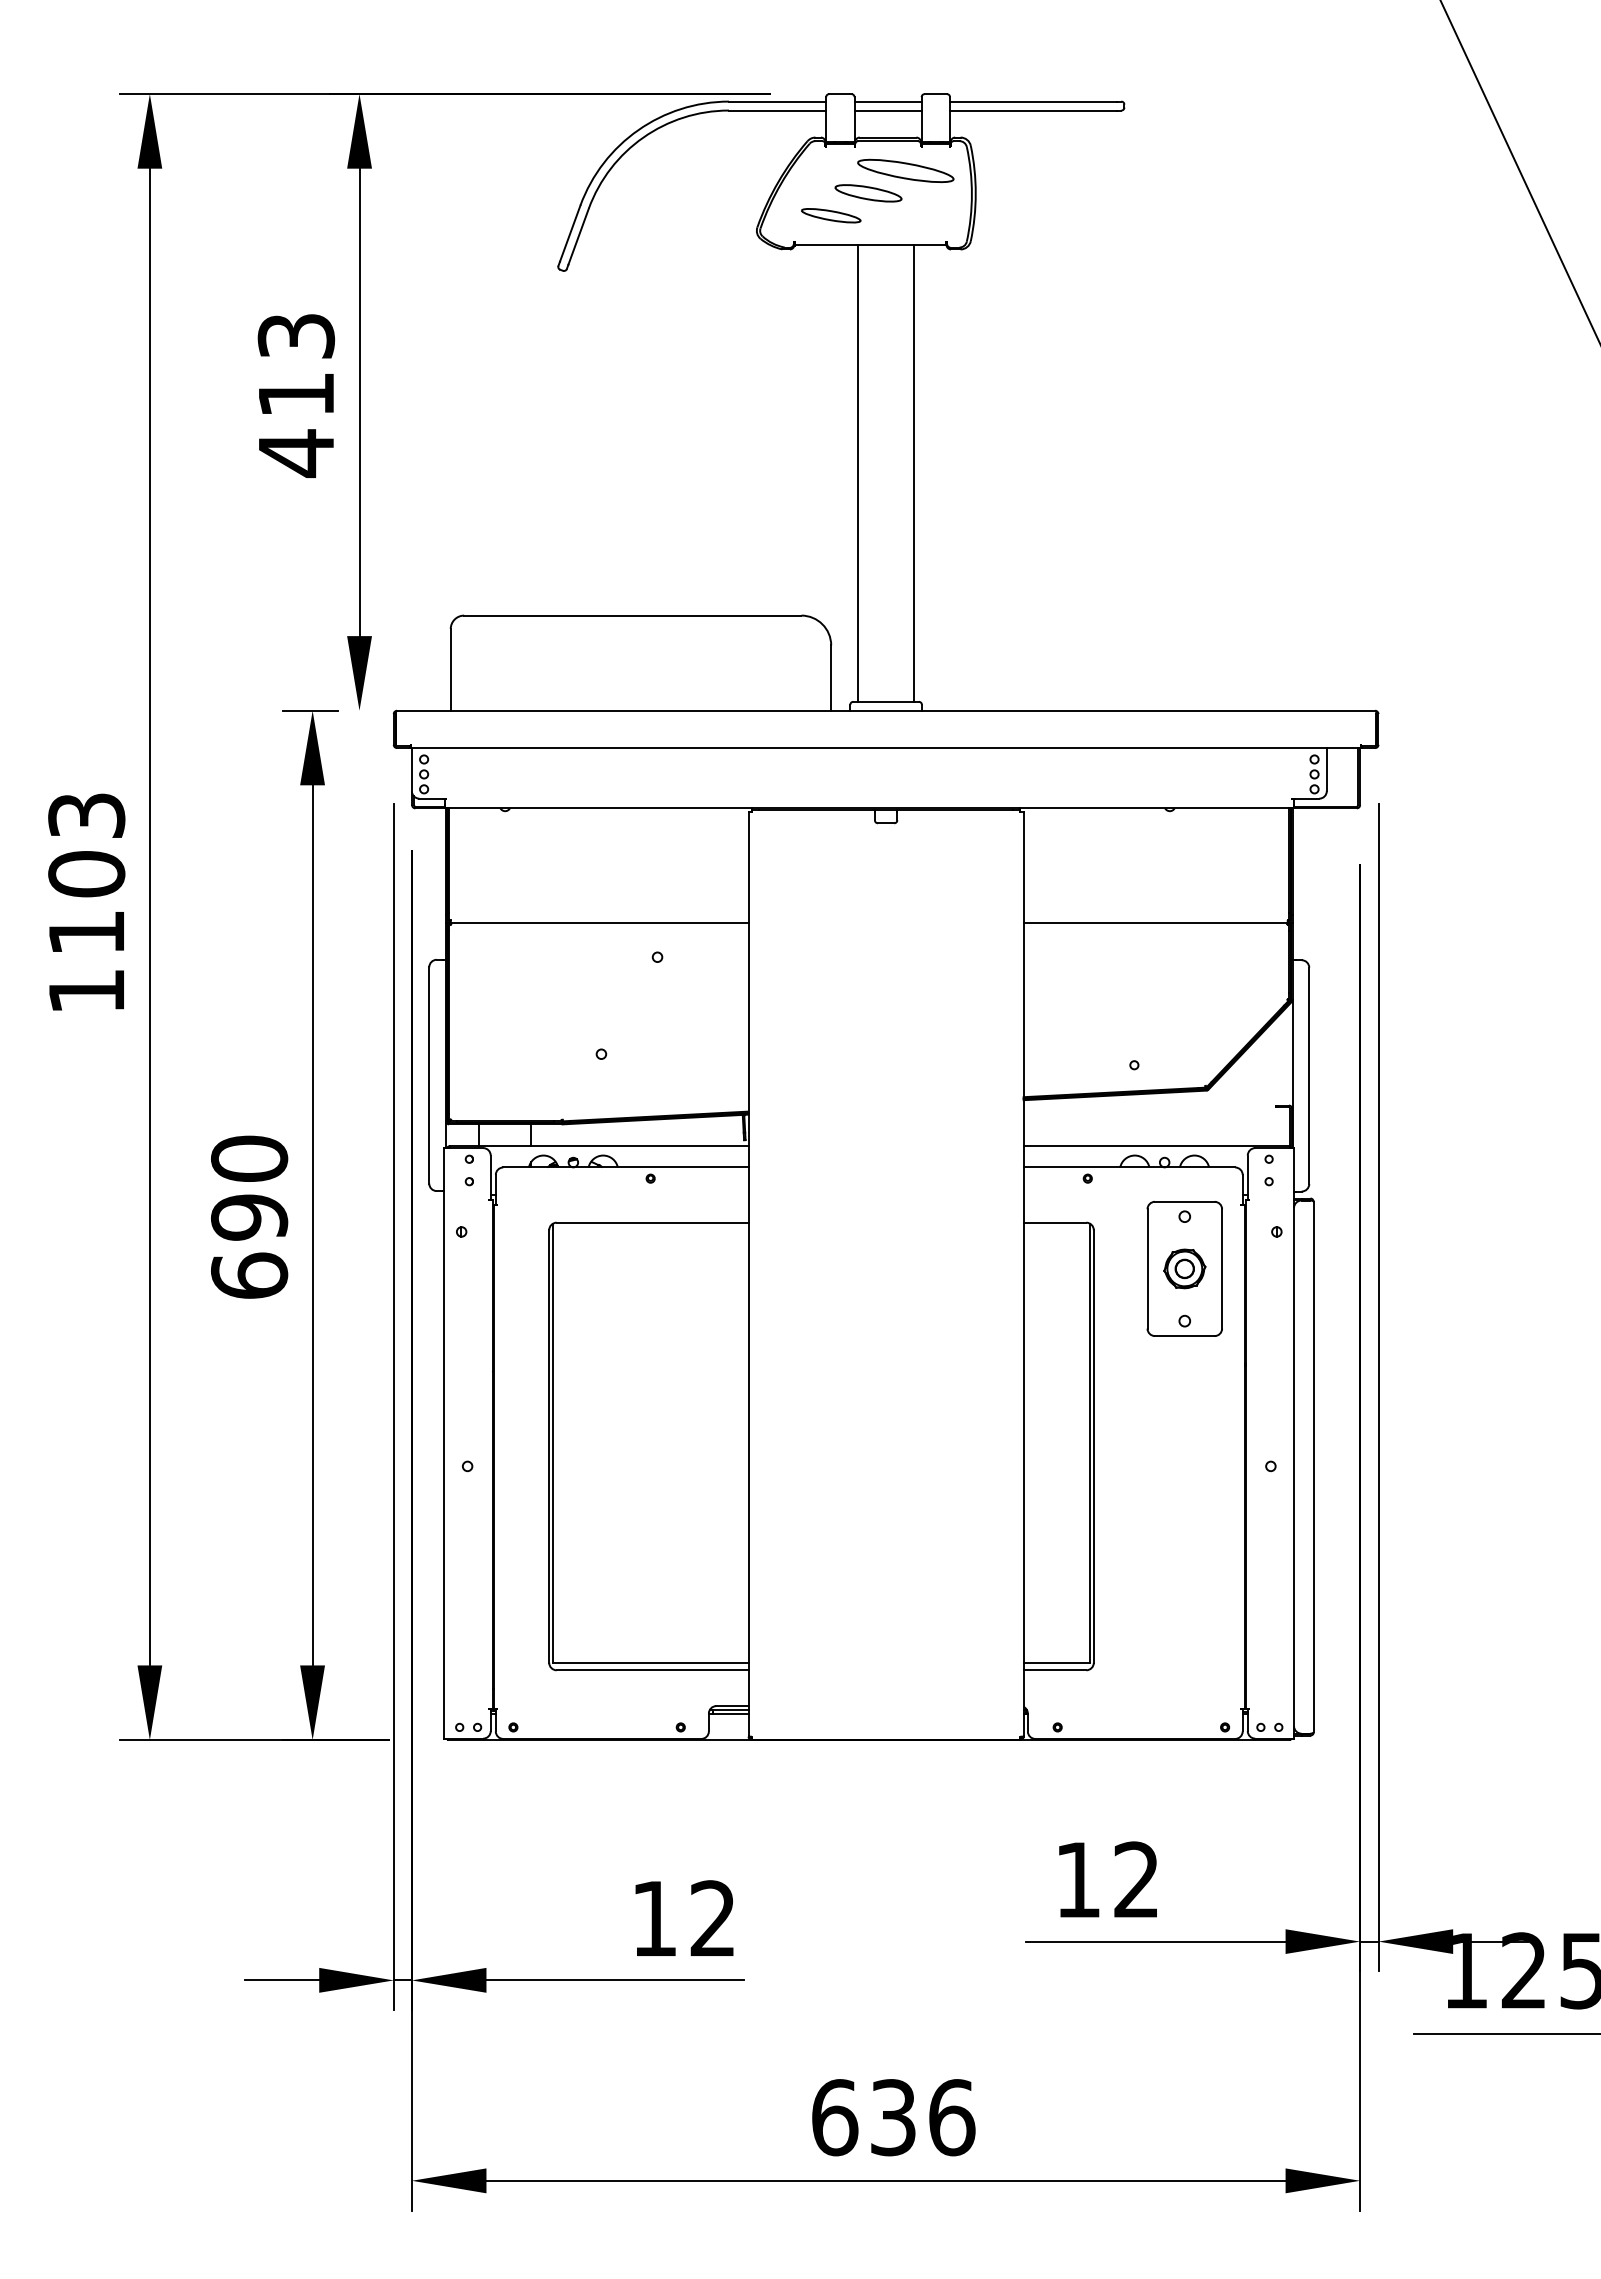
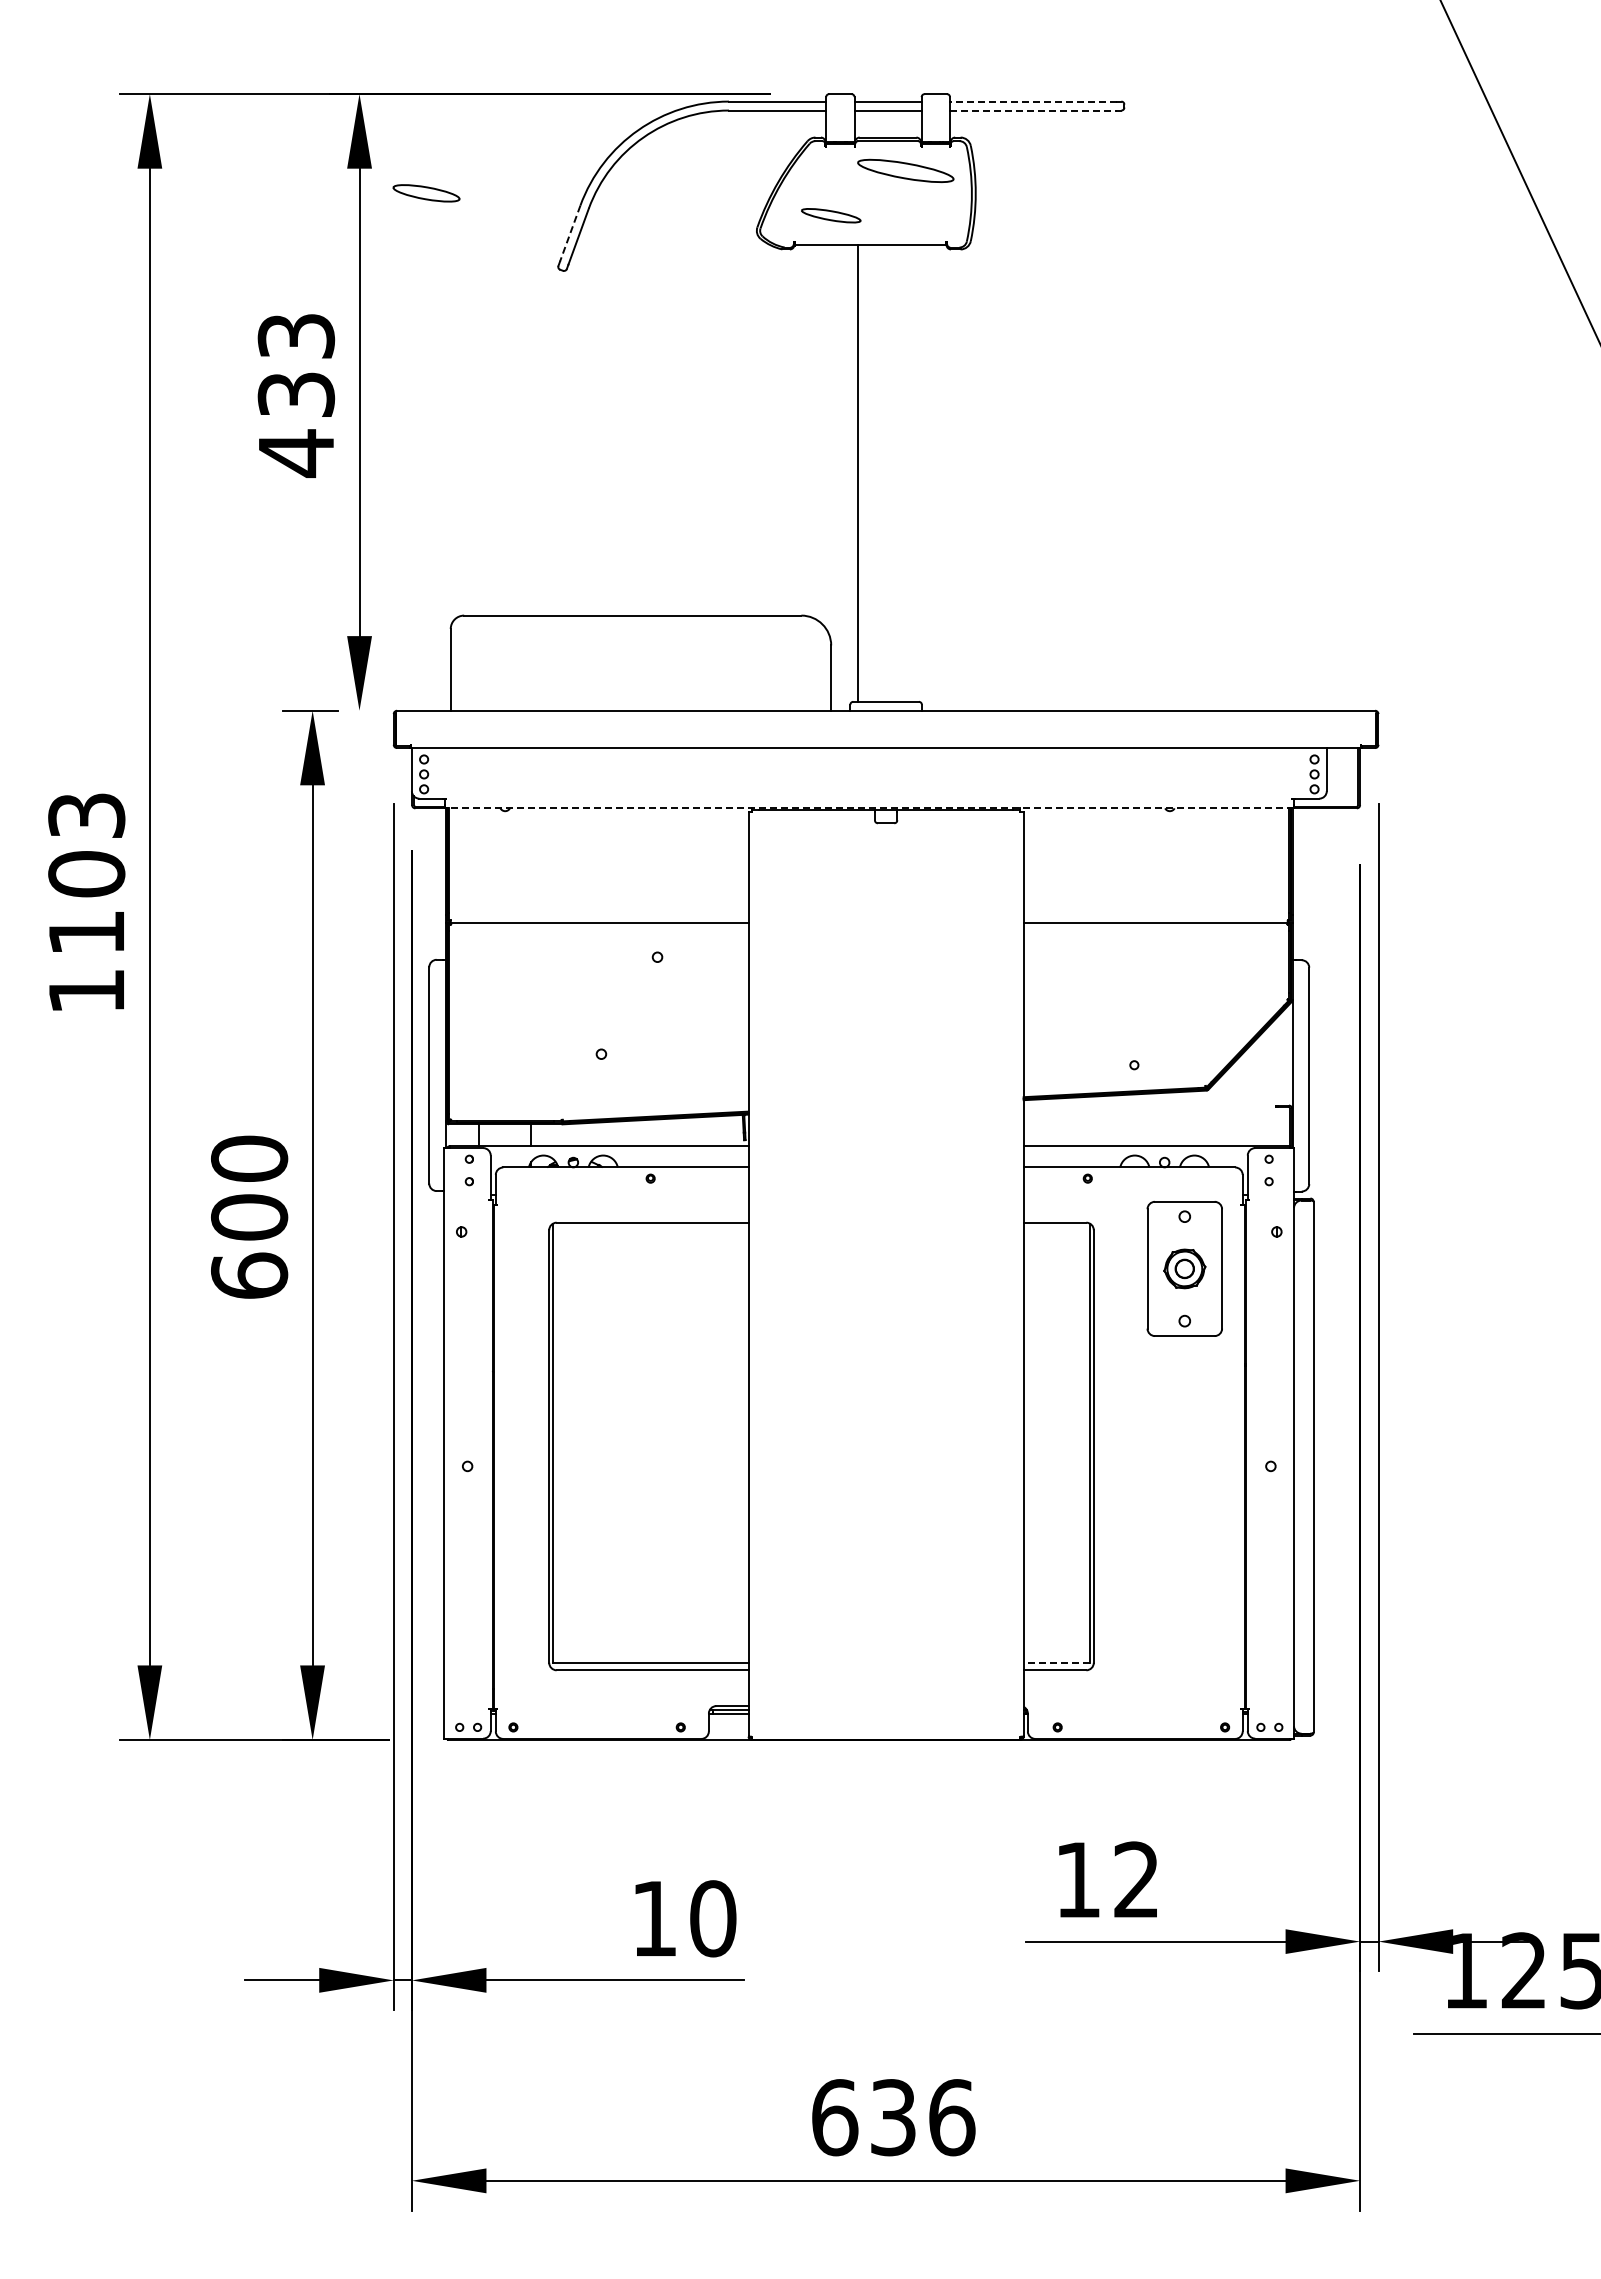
line: solid -> dashed (1032, 101)
line: solid -> dashed (1033, 110)
part position: (868, 193) -> (426, 193) (426, 193)
line: solid -> dashed (570, 233)
text: 413 -> 433 (296, 394)
line: present -> none (914, 473)
line: solid -> dashed (868, 808)
text: 690 -> 600 (249, 1217)
line: solid -> dashed (1056, 1662)
text: 12 -> 10 (713, 1918)
